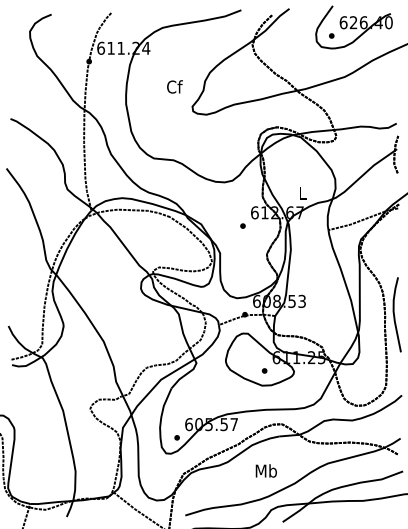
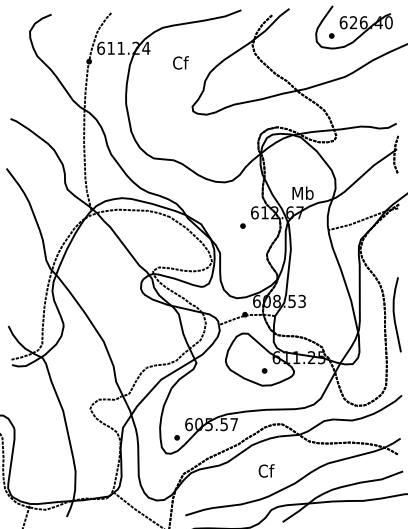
text position: (174, 86) -> (180, 62) (180, 62)
text: L -> Mb (302, 192)
text: Mb -> Cf (265, 470)
